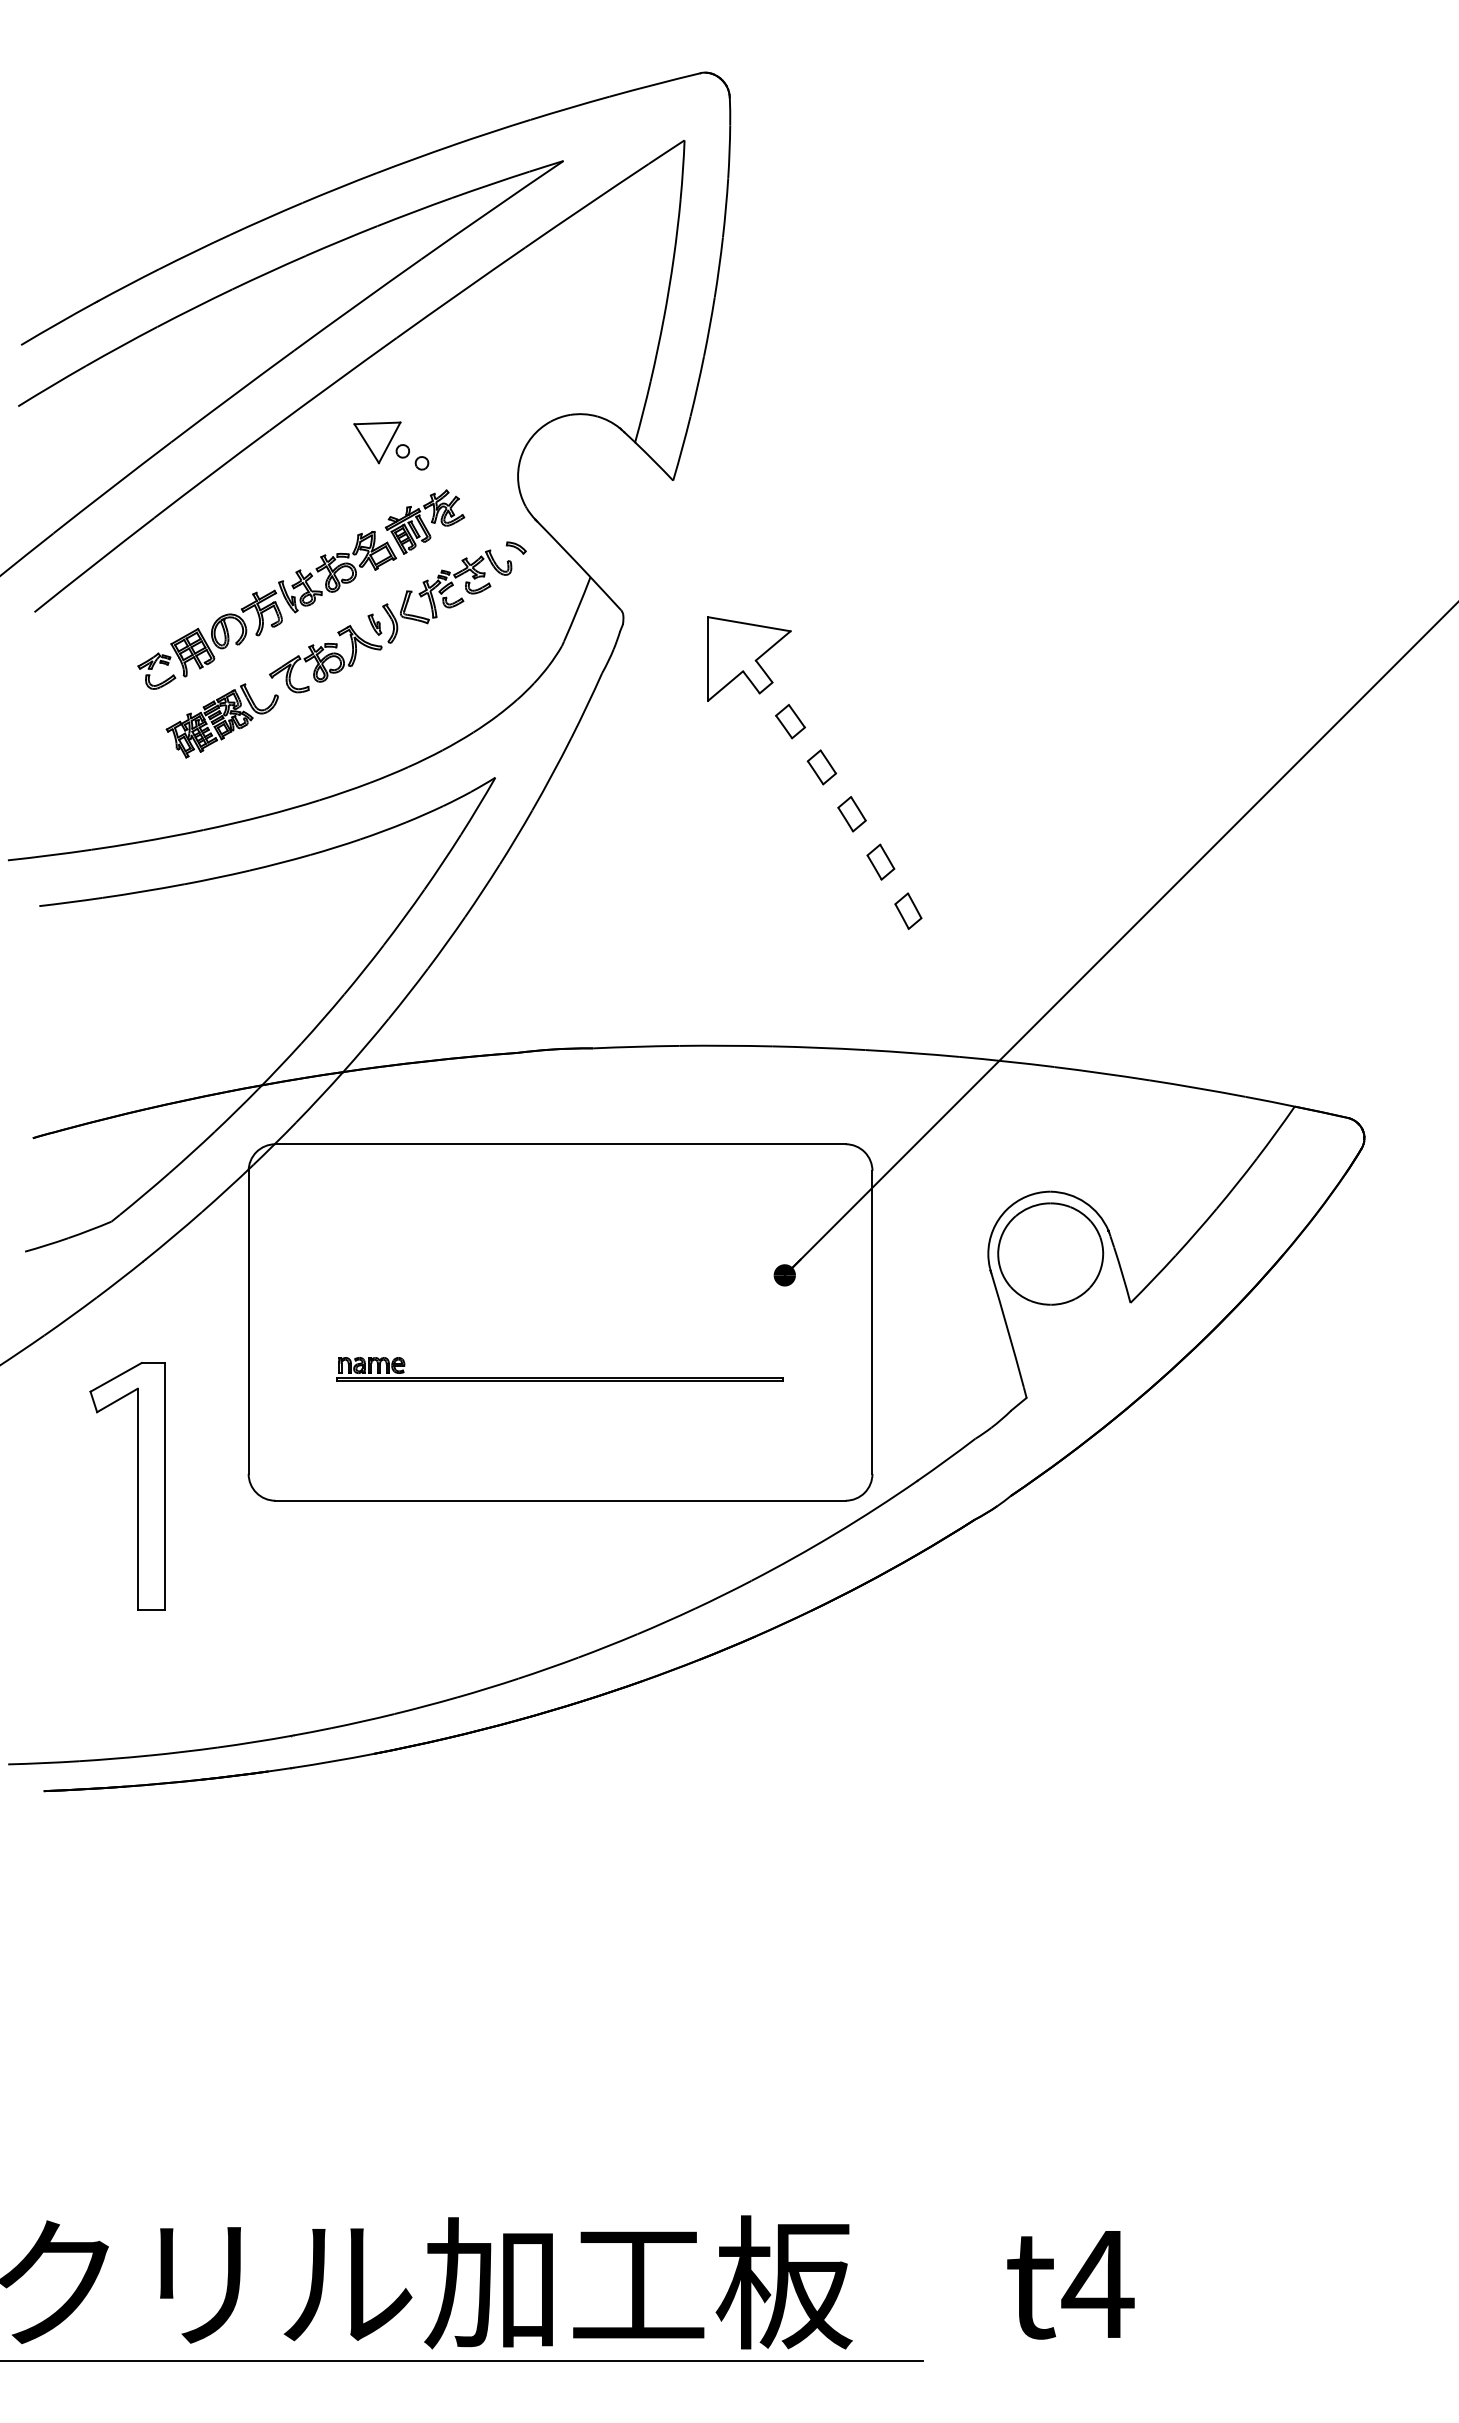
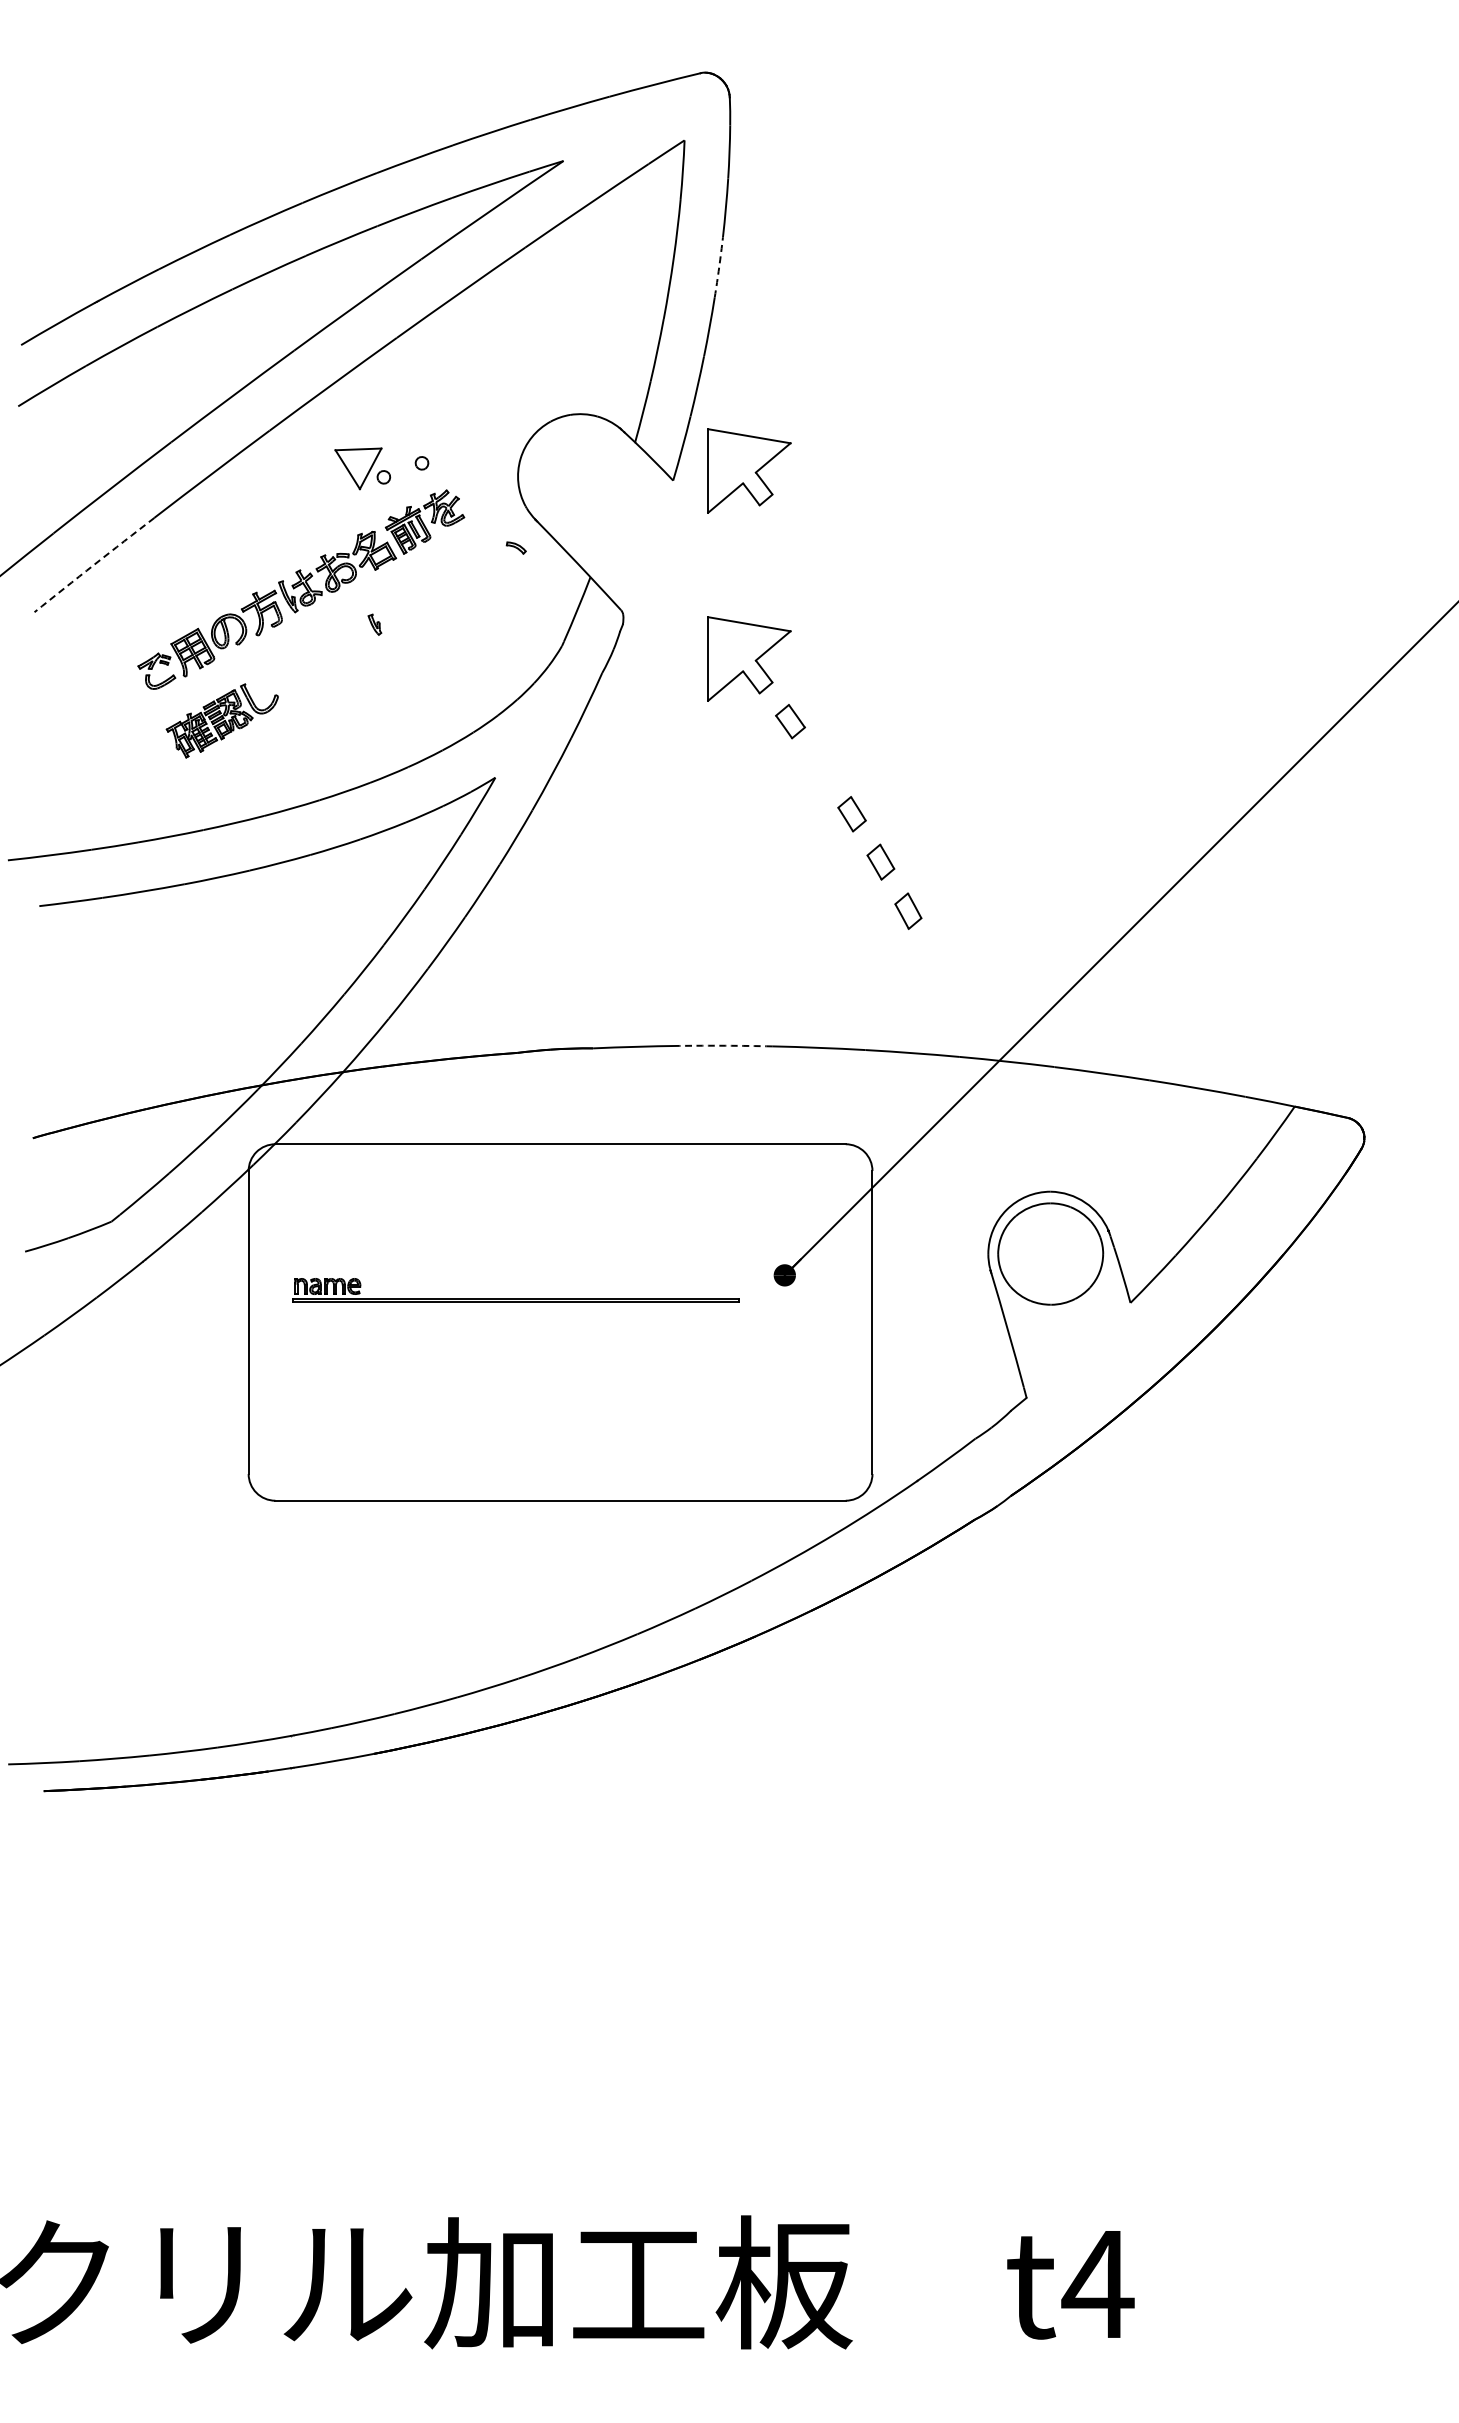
arc: solid -> dashed (719, 267)
part position: (381, 442) -> (362, 468) (362, 468)
part: none -> present (749, 470)
arc: solid -> dashed (94, 564)
part: present -> none (390, 621)
part: present -> none (821, 767)
arc: solid -> dashed (725, 1045)
part position: (559, 1377) -> (515, 1298) (515, 1298)
part: present -> none (137, 1486)
line: present -> none (462, 2360)
